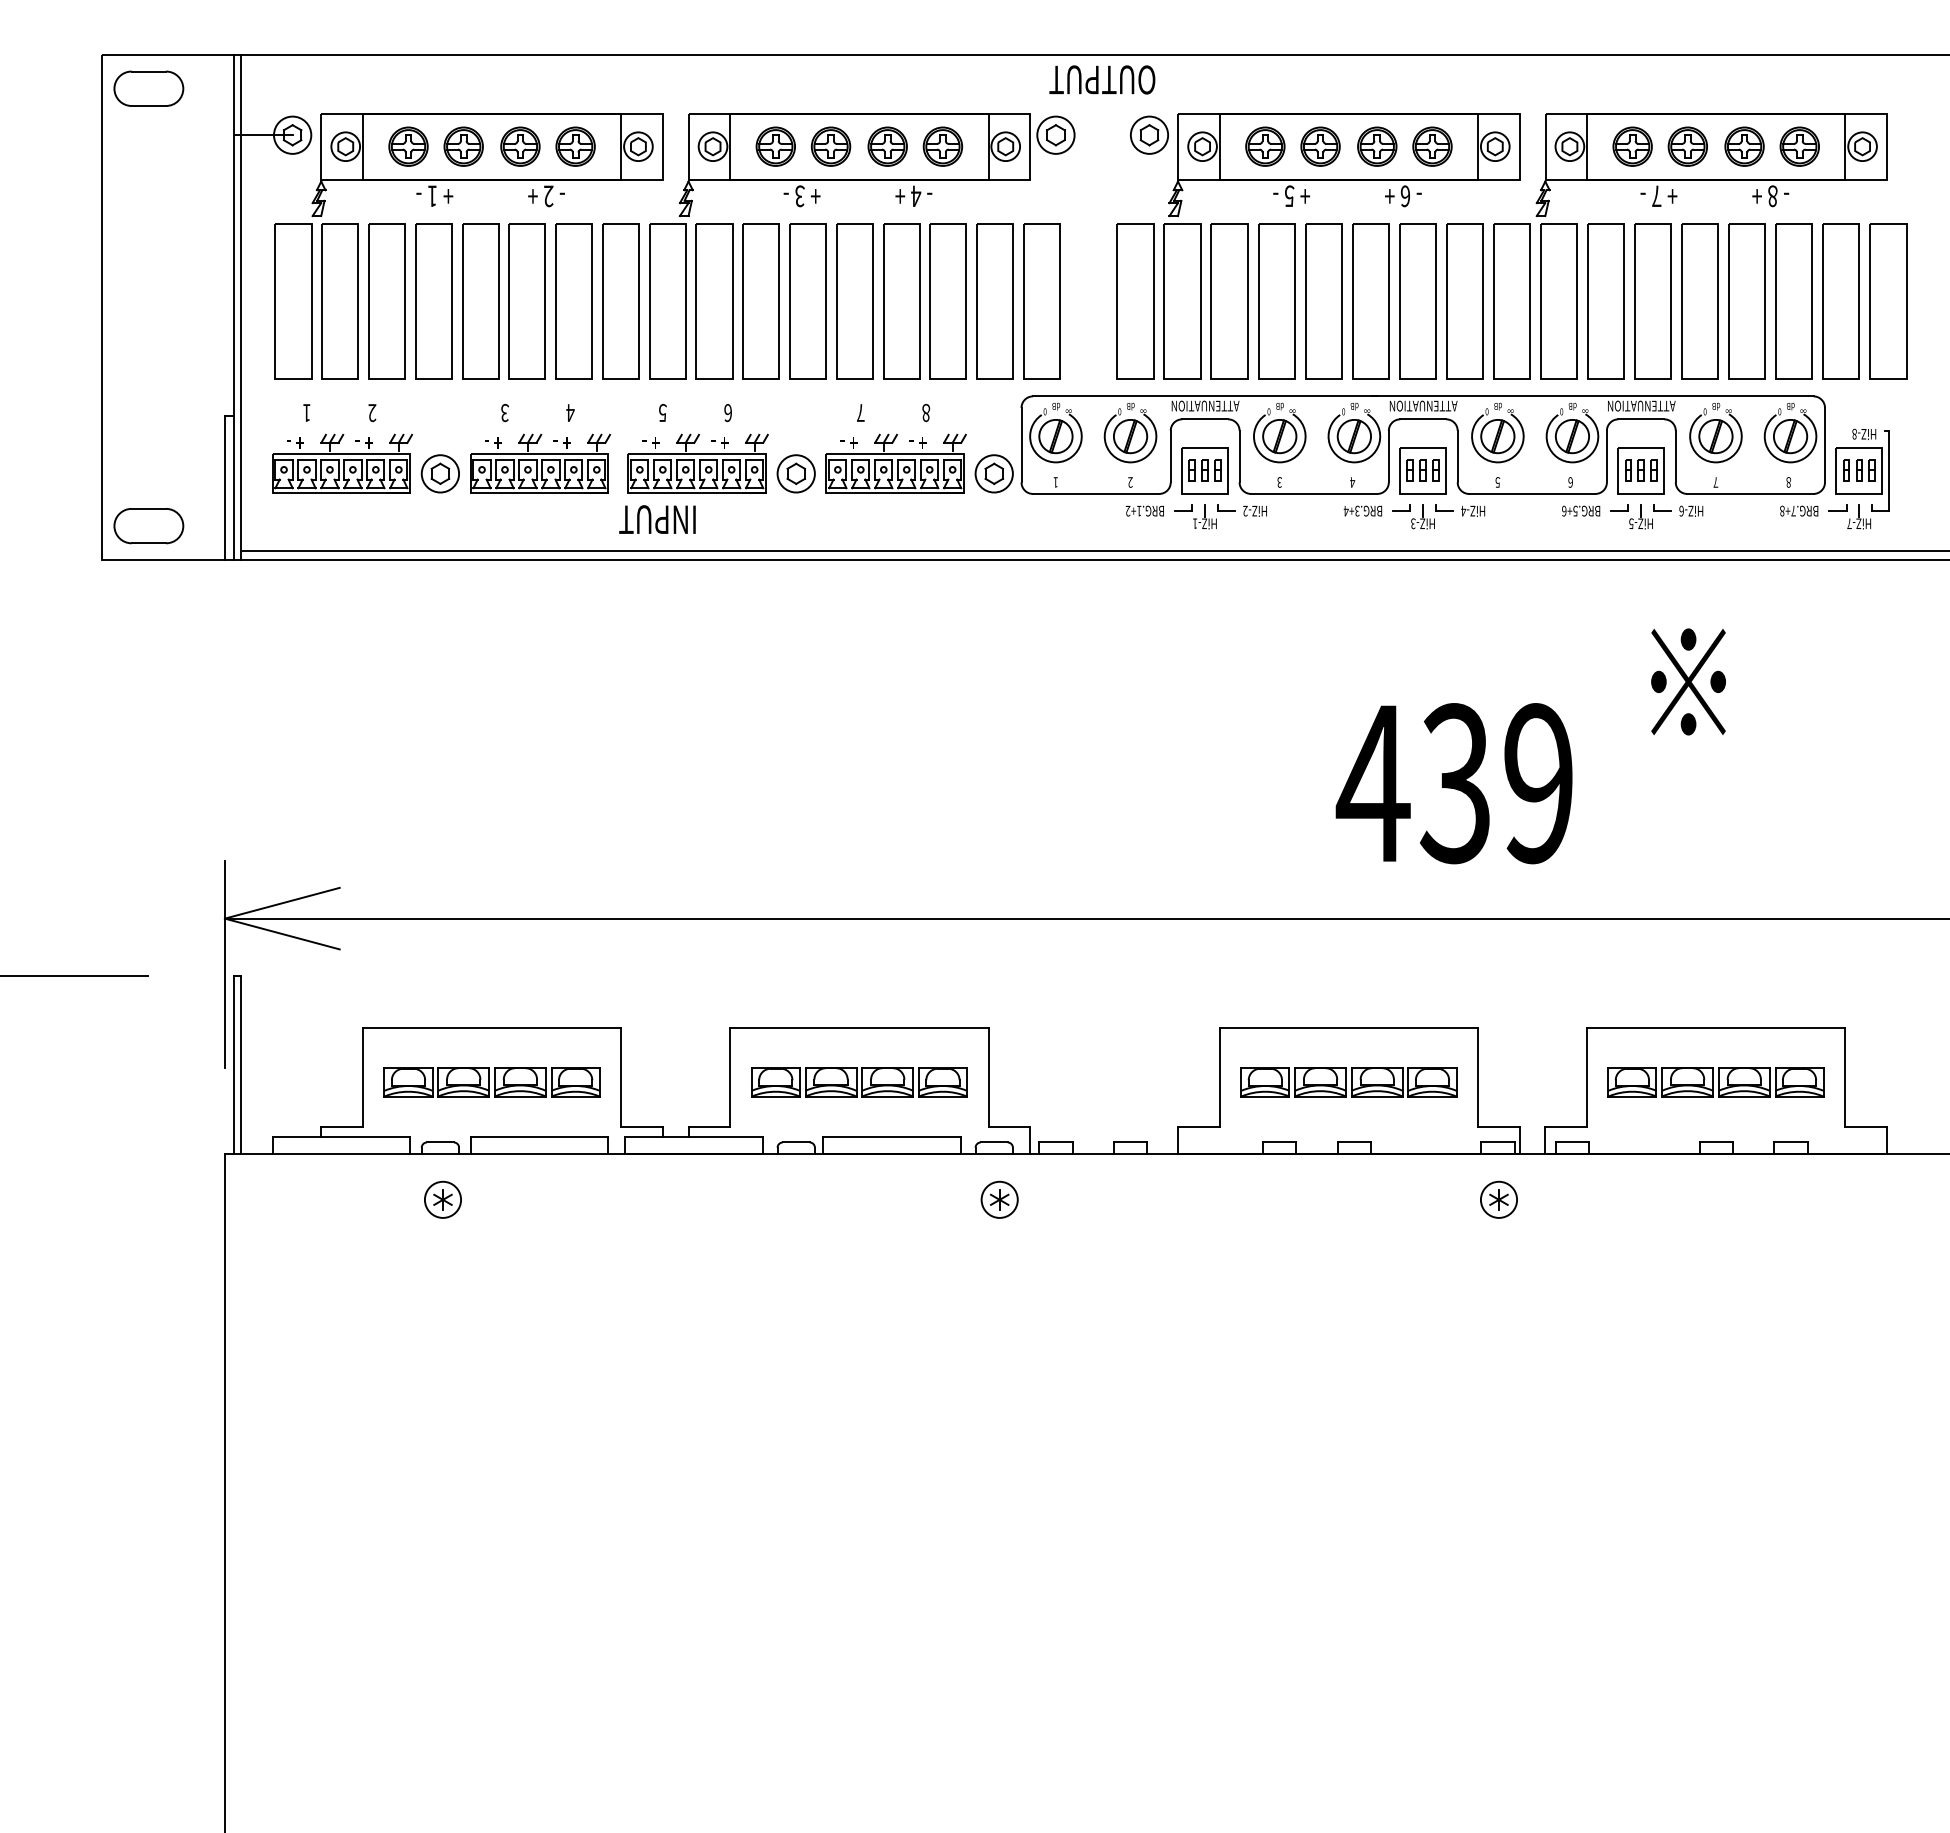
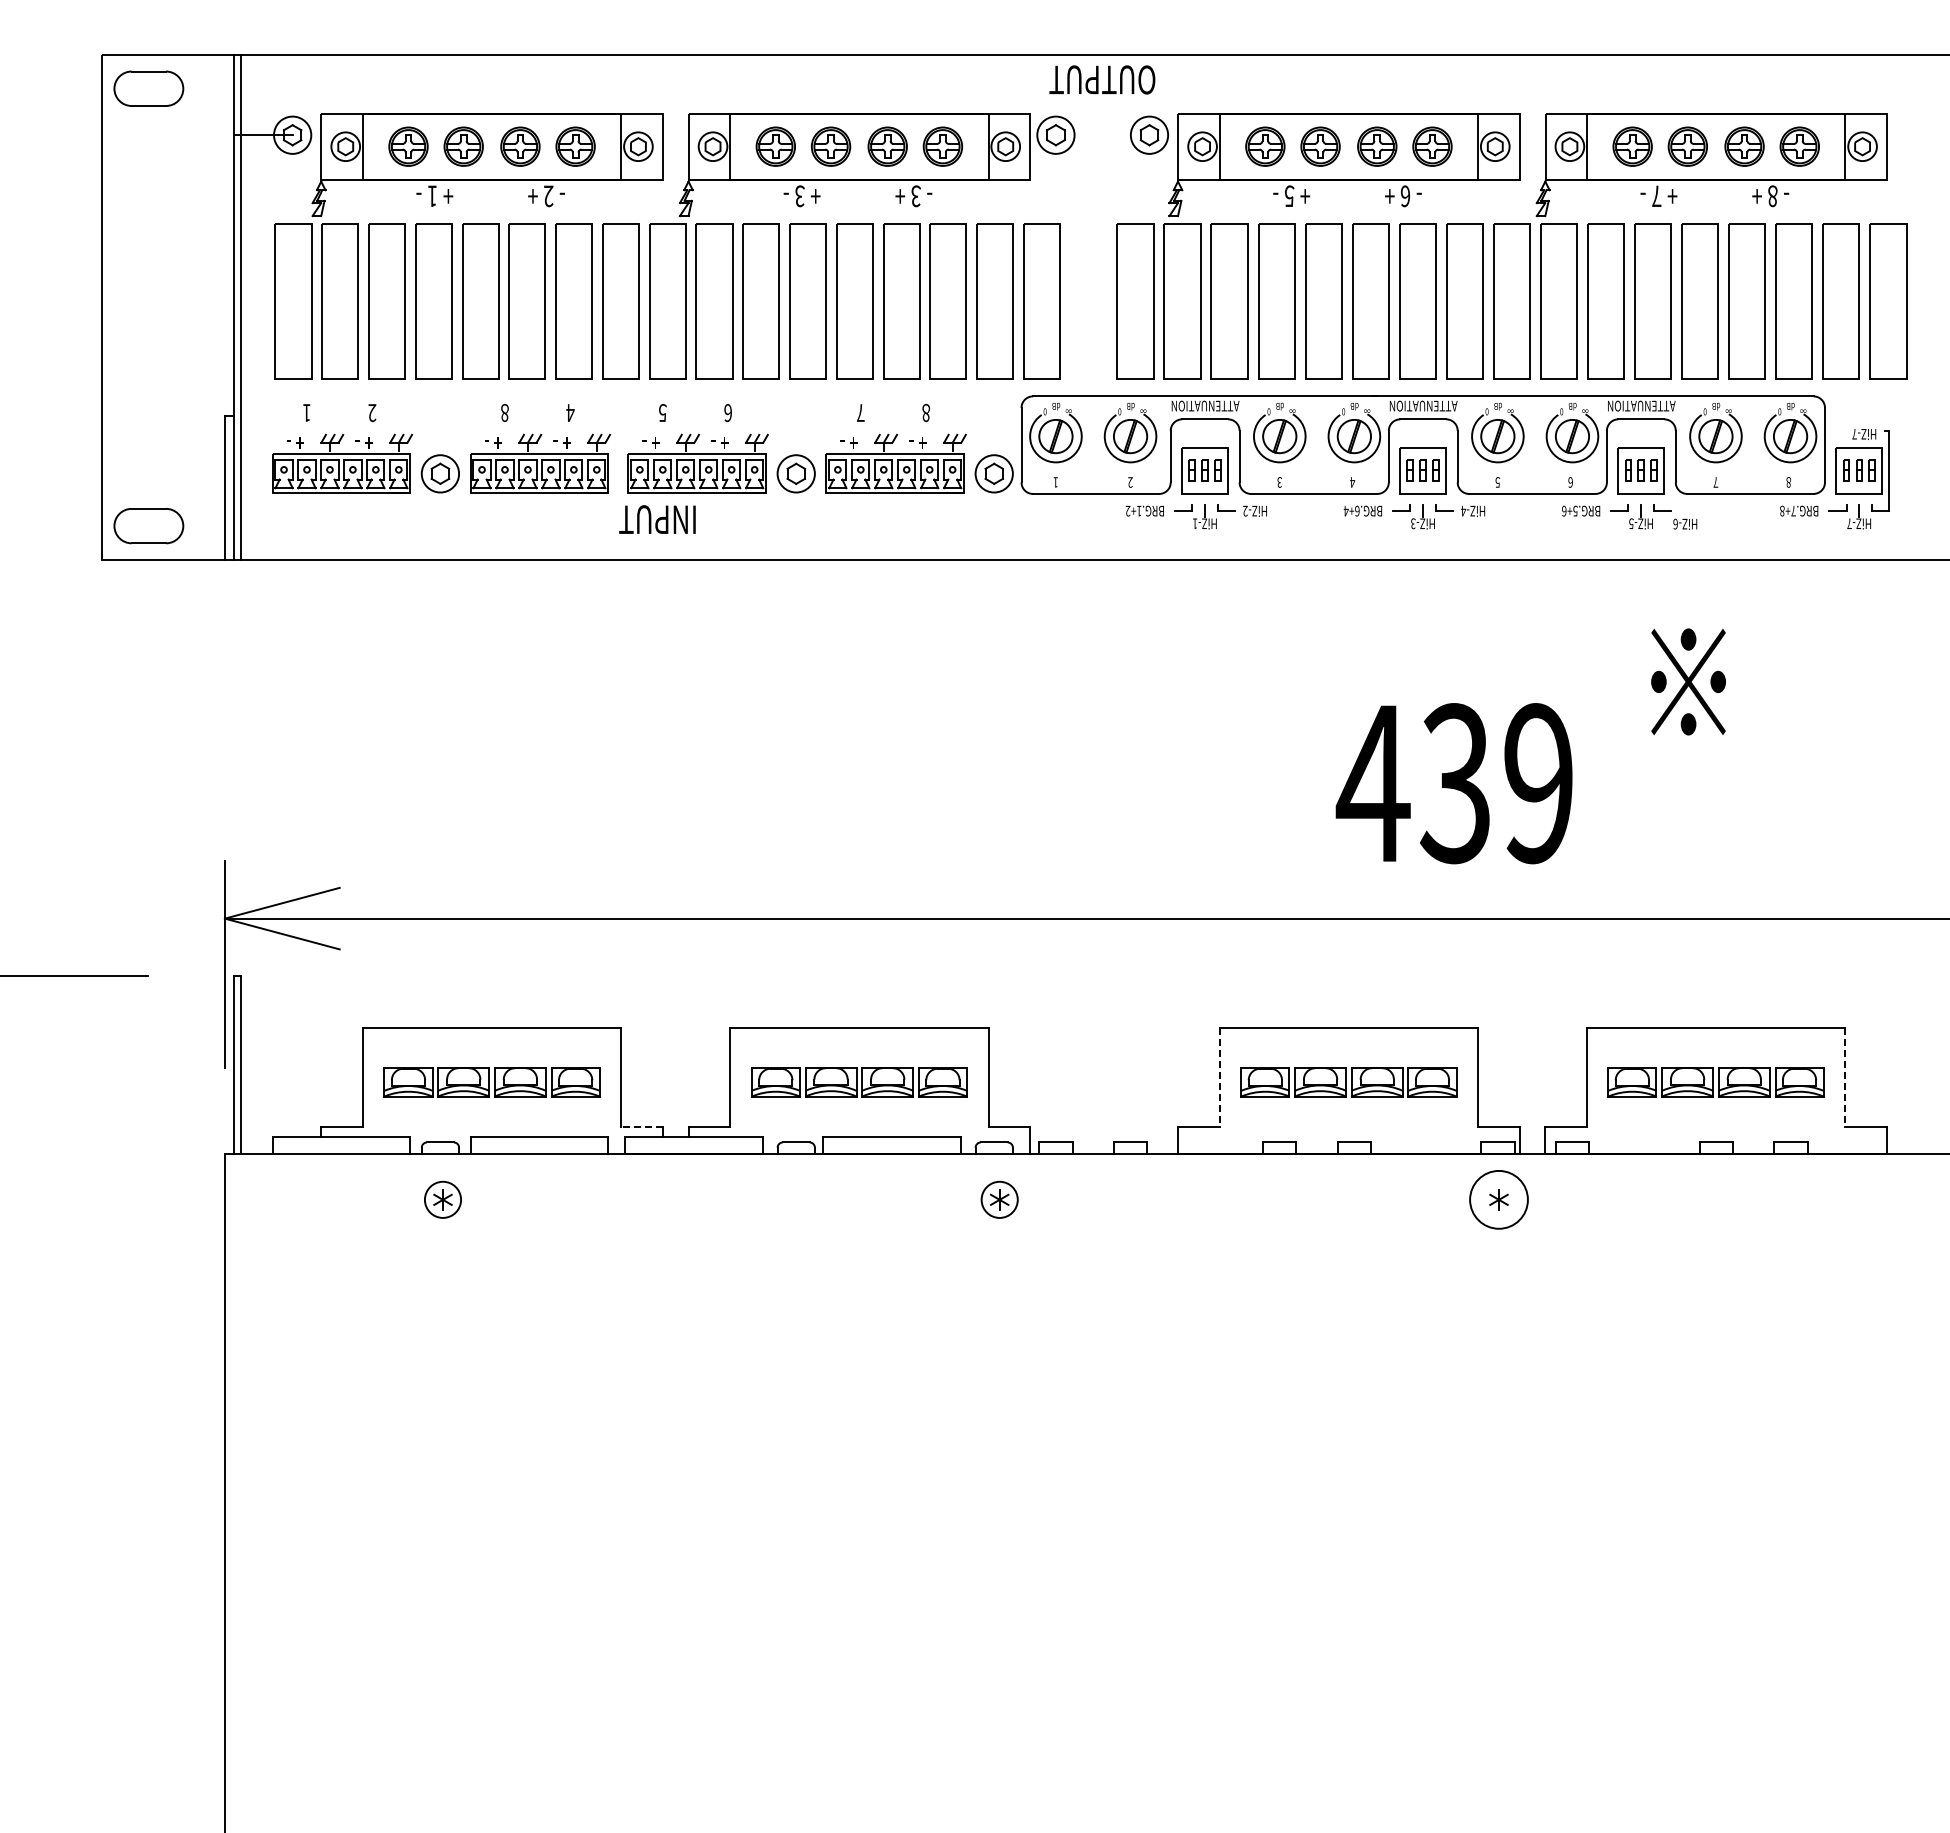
text: 4 -> 3 (916, 196)
text: 3 -> 8 (504, 412)
text: HiZ-8 -> HiZ-7 (1854, 433)
text: BRG.3+4 -> BRG.6+4 (1357, 510)
text position: (1691, 510) -> (1685, 523) (1685, 523)
line: present -> none (1093, 550)
line: solid -> dashed (1219, 1077)
line: solid -> dashed (1845, 1077)
line: solid -> dashed (642, 1126)
circle diameter: 36 px -> 58 px (1498, 1199)
